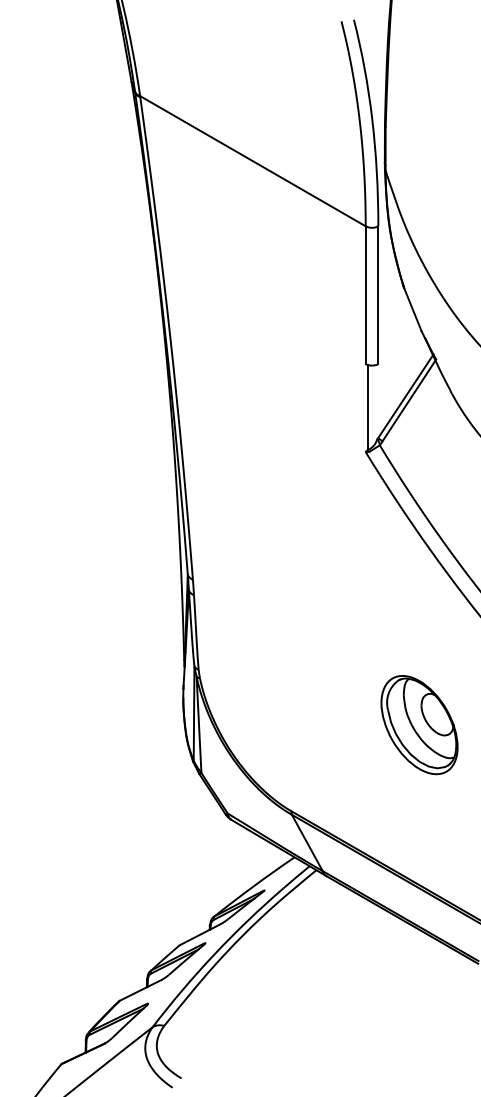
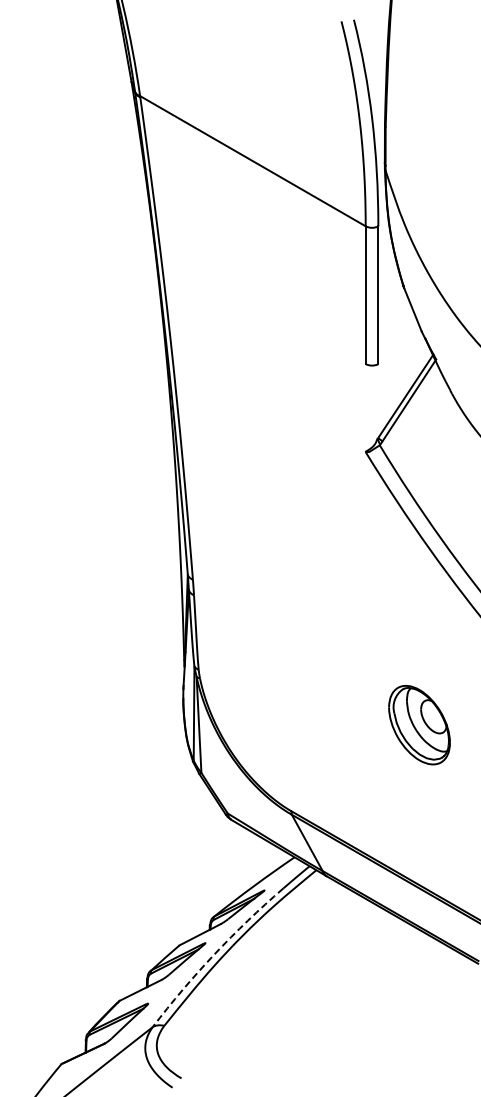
line: present -> none (368, 407)
part size: 79x101 px -> 63x81 px (419, 725)
arc: solid -> dashed (214, 954)
